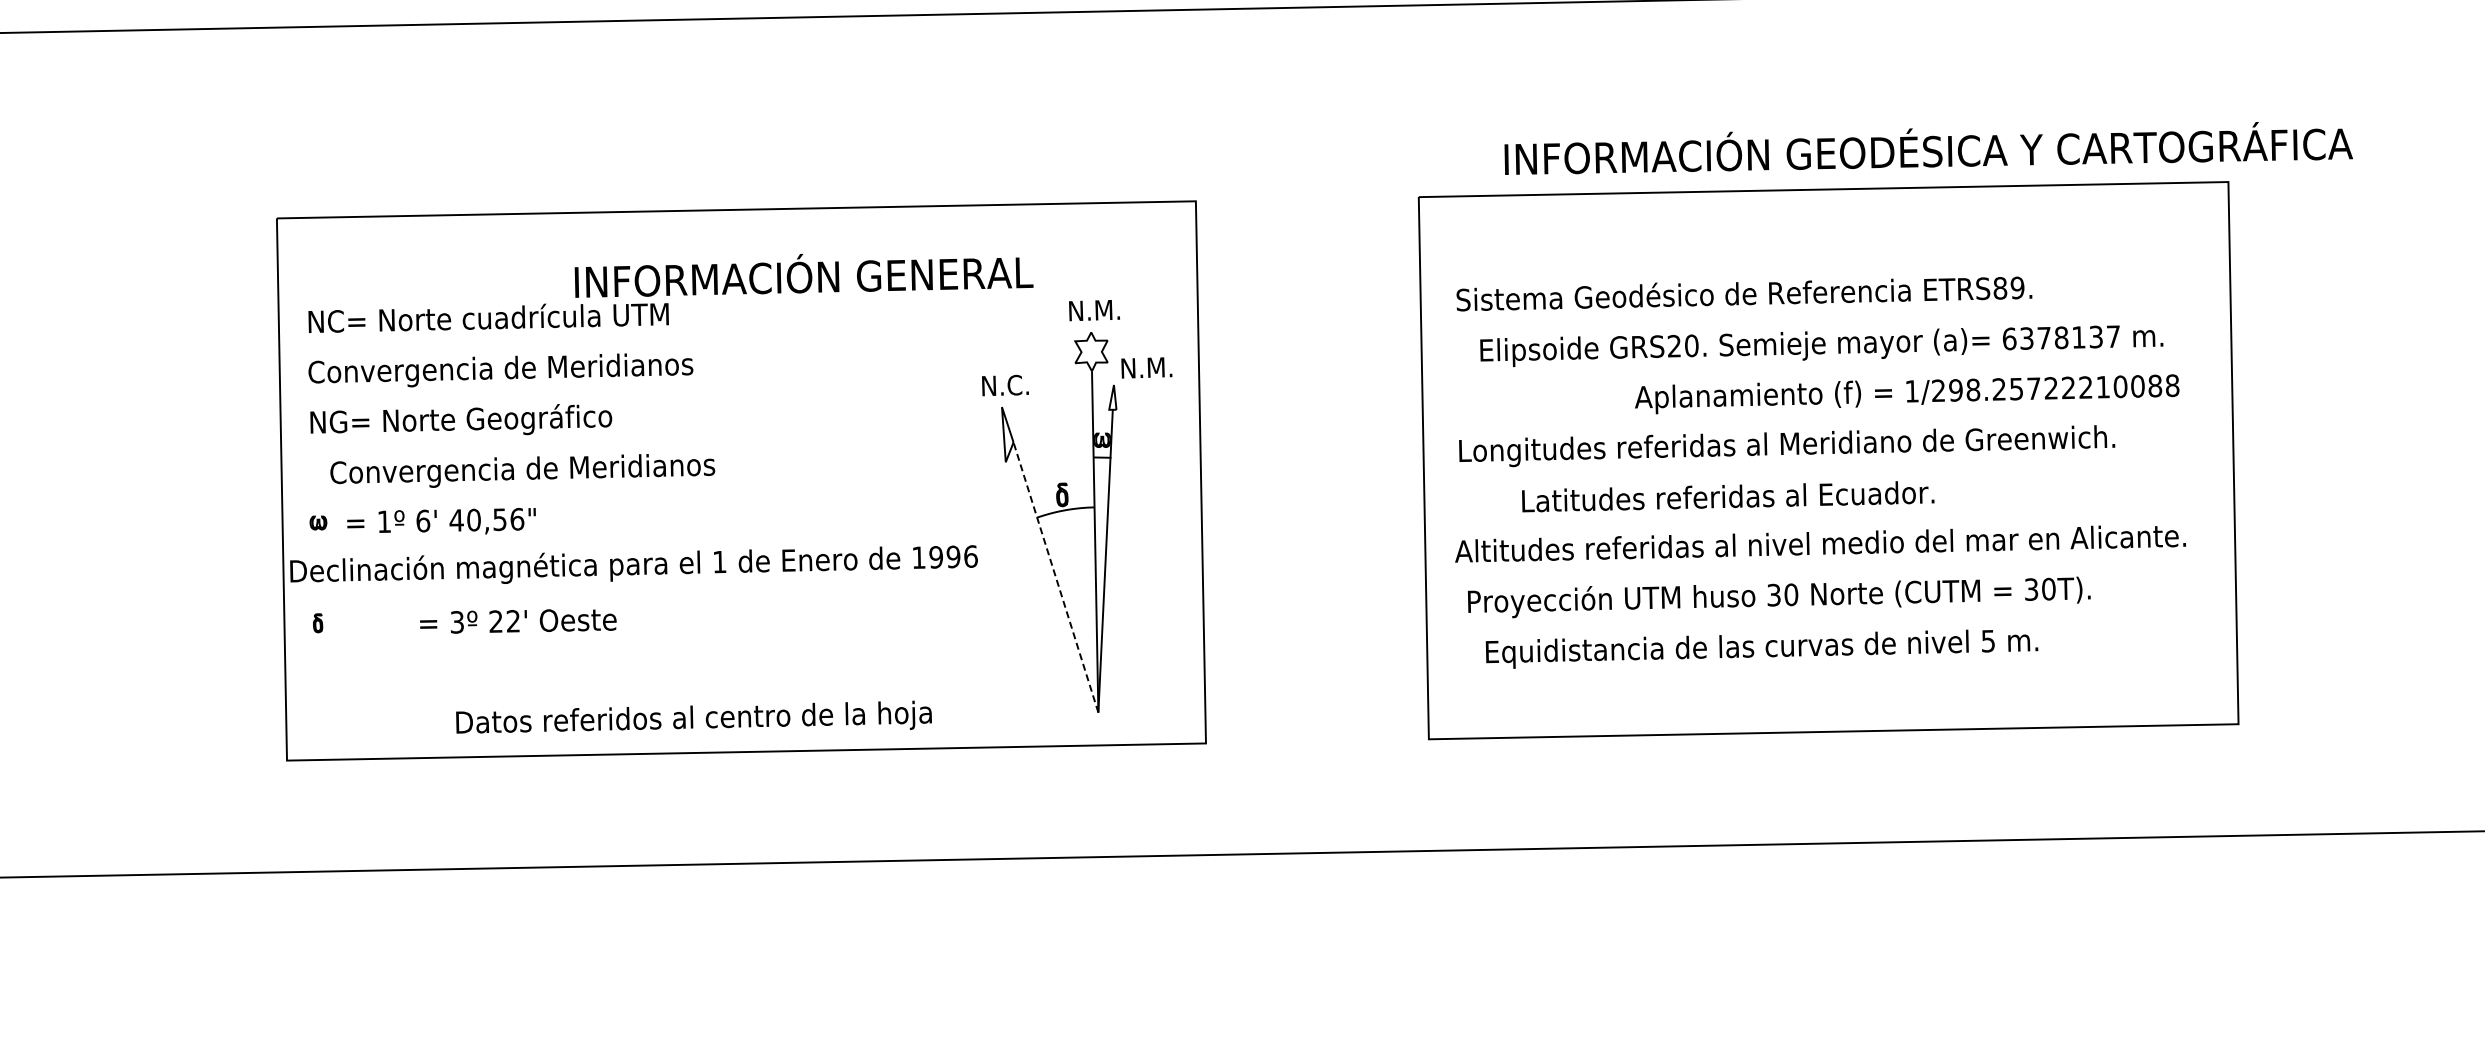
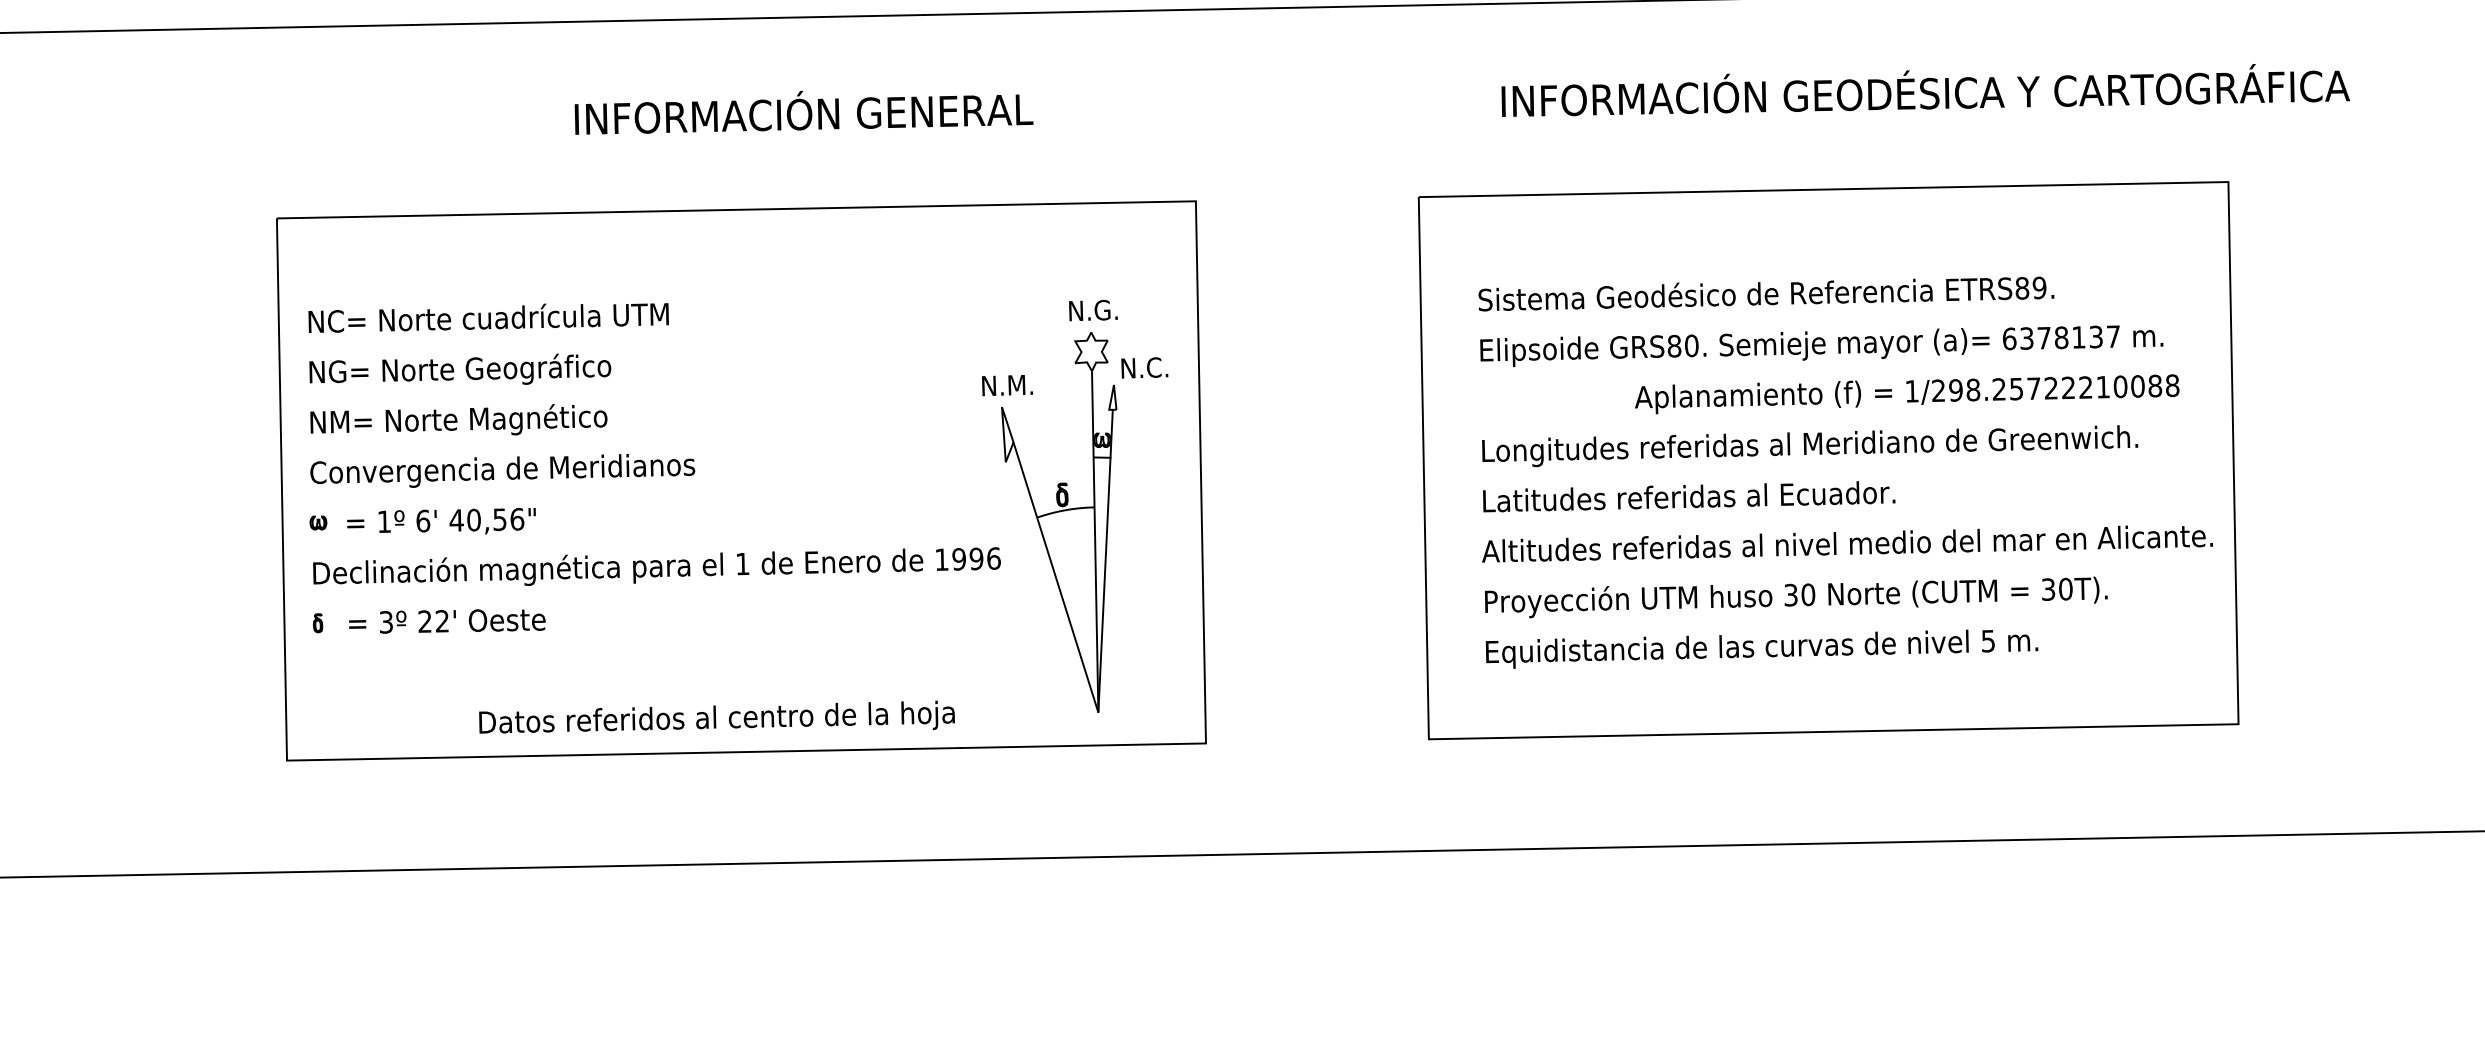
text position: (1928, 148) -> (1925, 90) (1925, 90)
text position: (803, 275) -> (803, 112) (803, 112)
text position: (1744, 293) -> (1766, 293) (1766, 293)
text: N.M. -> N.G. (1106, 309)
text: GRS20. -> GRS80. (1674, 345)
text: N.M. -> N.C. (1159, 367)
text: Convergencia de Meridianos -> NG= Norte Geográfico (500, 370)
text: N.C. -> N.M. (1019, 384)
text: NG= Norte Geográfico -> NM= Norte Magnético (470, 419)
text position: (1787, 446) -> (1810, 446) (1810, 446)
text position: (522, 470) -> (502, 470) (502, 470)
text position: (1728, 496) -> (1689, 496) (1689, 496)
text position: (1820, 543) -> (1847, 543) (1847, 543)
text position: (633, 564) -> (656, 566) (656, 566)
line: dashed -> solid (1055, 577)
text position: (1779, 597) -> (1796, 597) (1796, 597)
text position: (518, 621) -> (447, 621) (447, 621)
text position: (693, 716) -> (716, 716) (716, 716)
